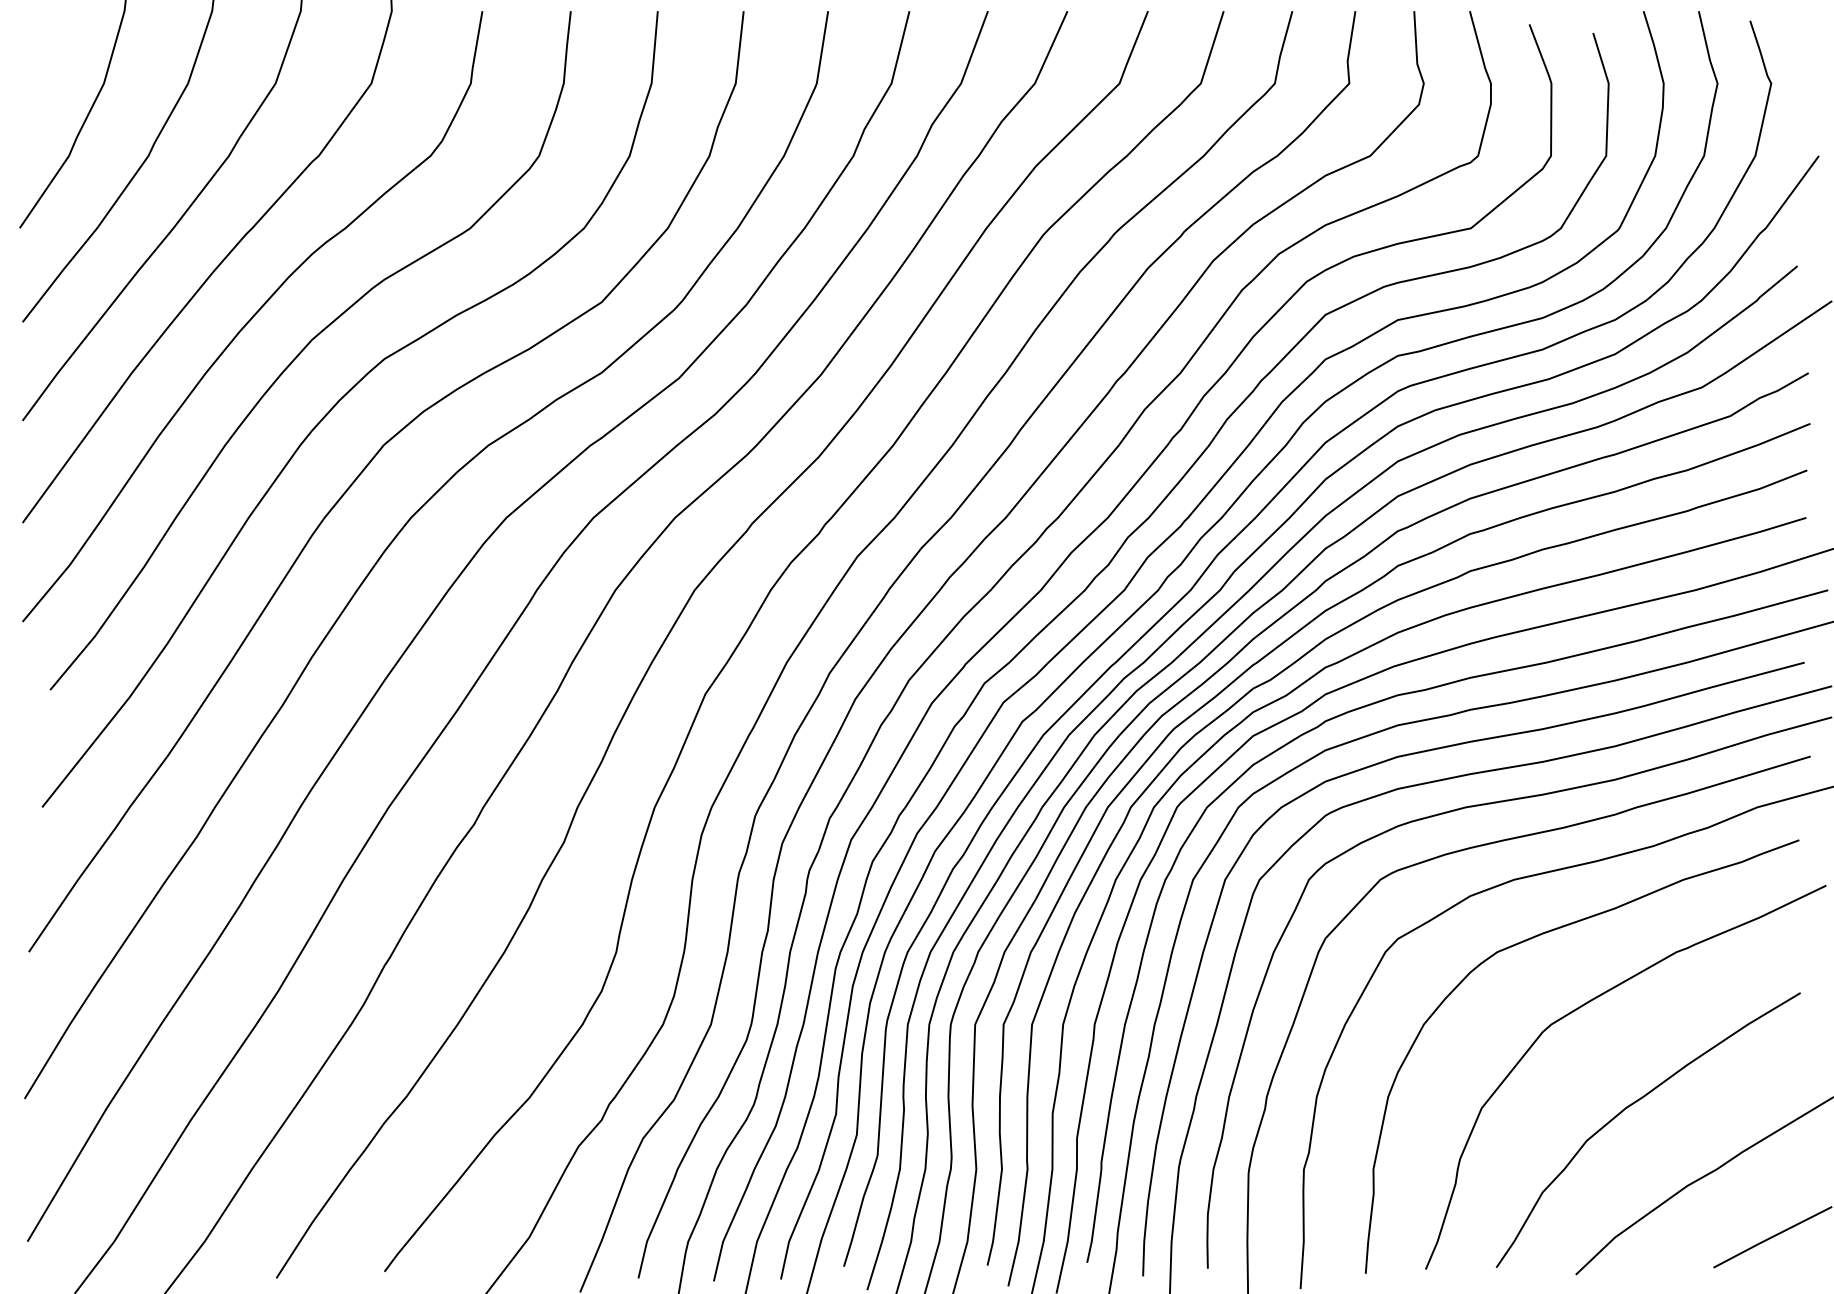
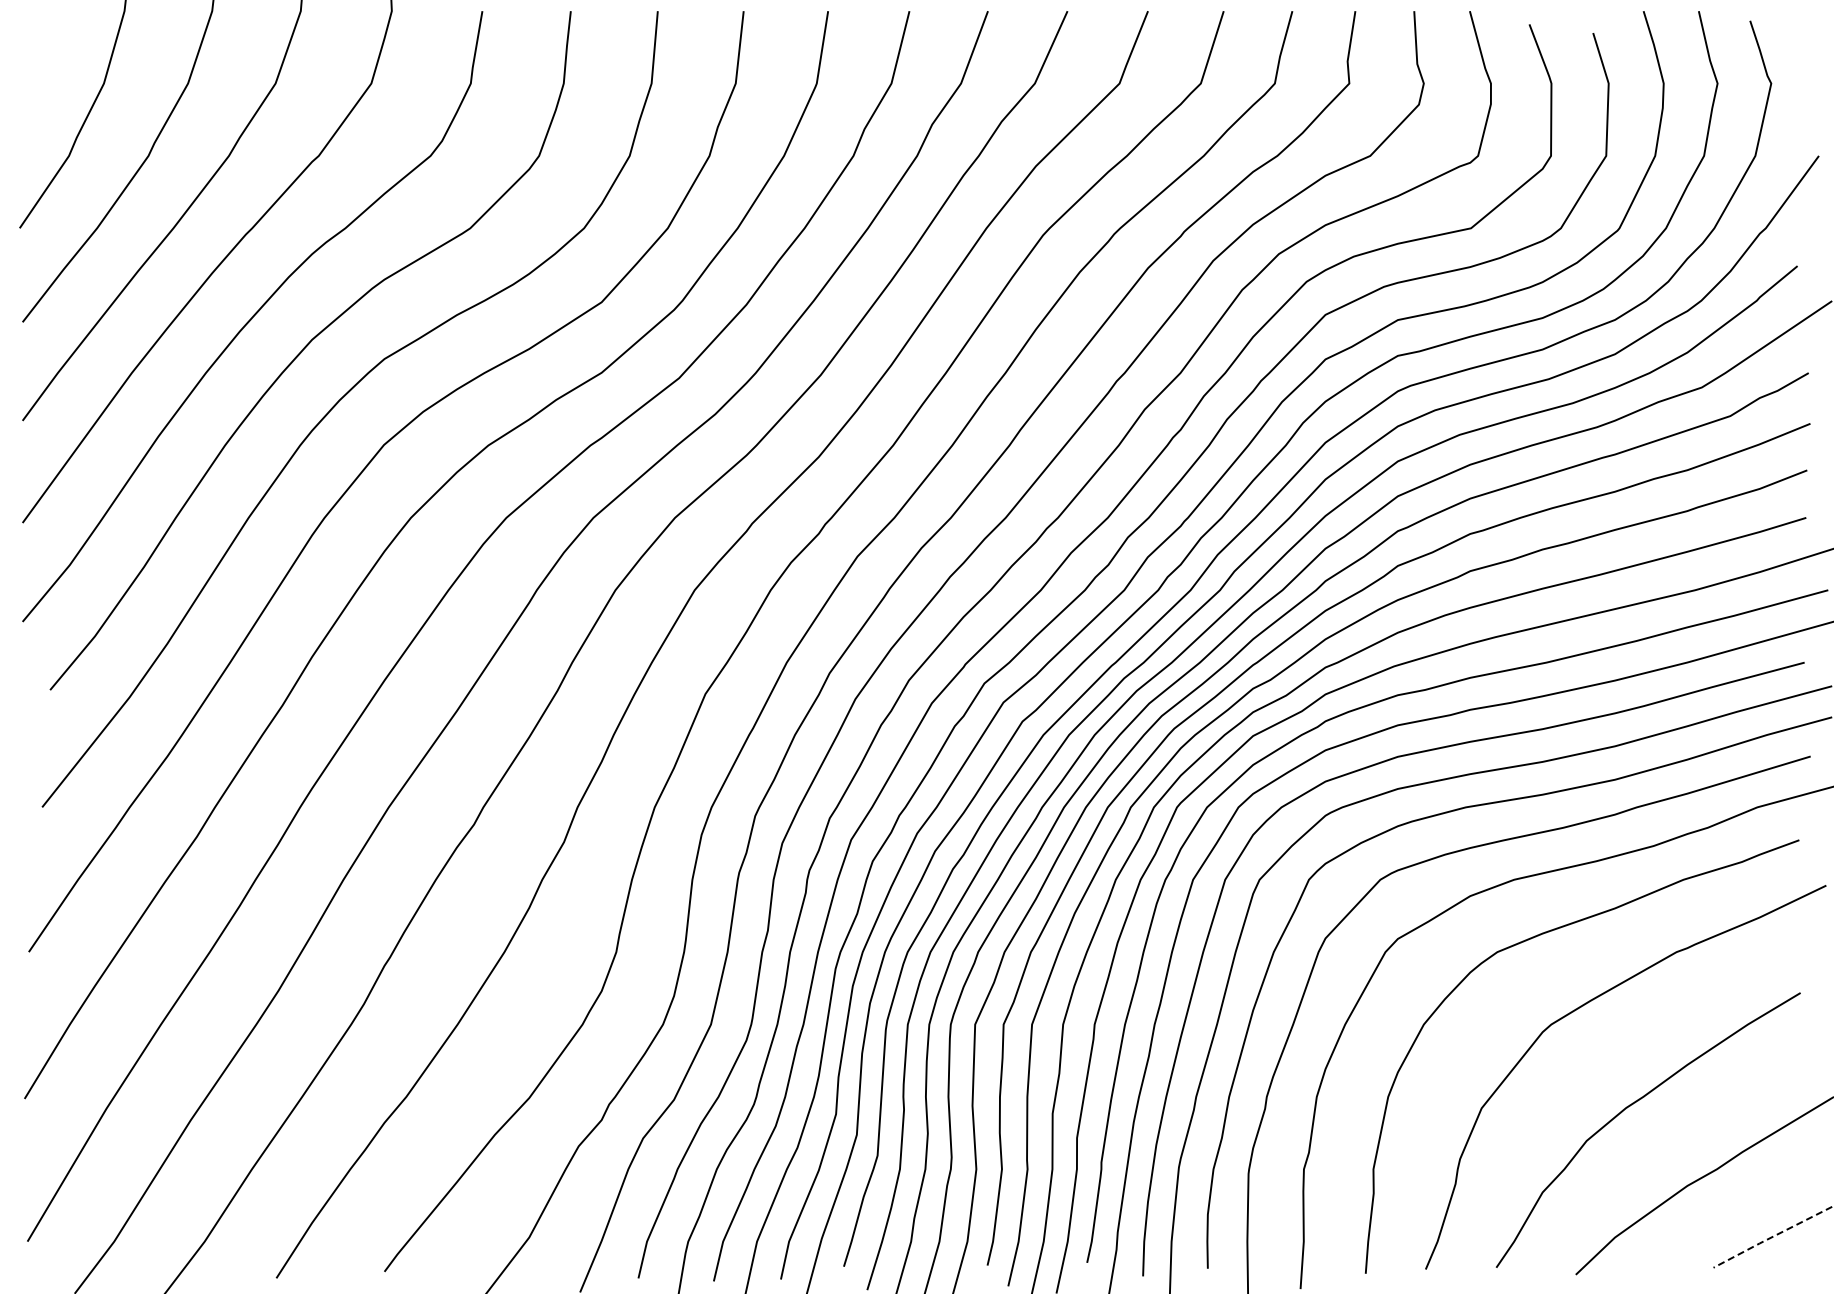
line: solid -> dashed (1772, 1237)
